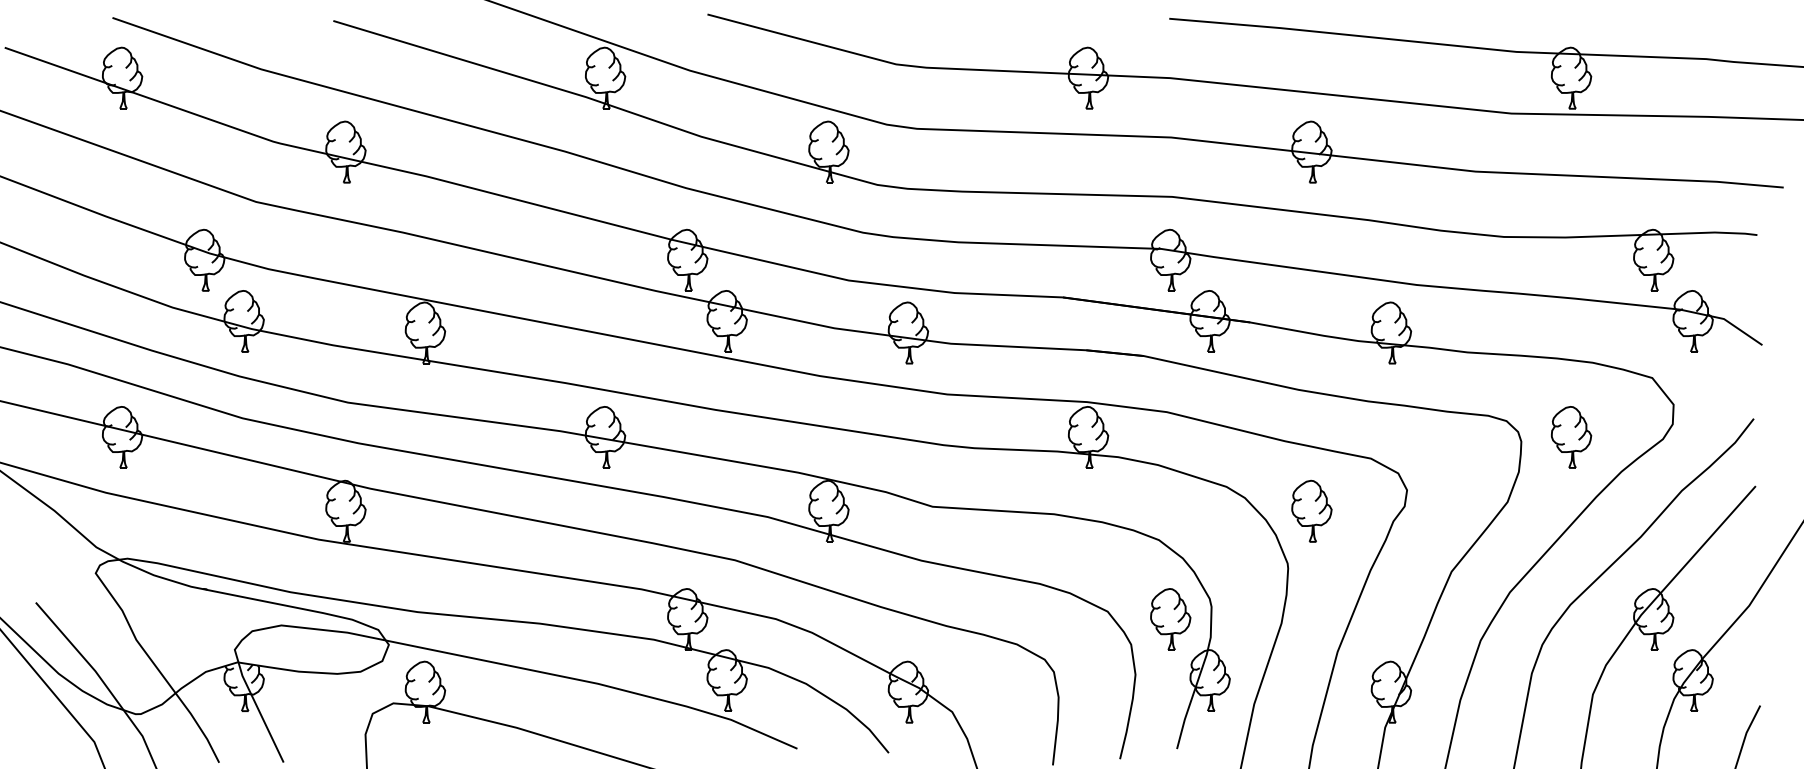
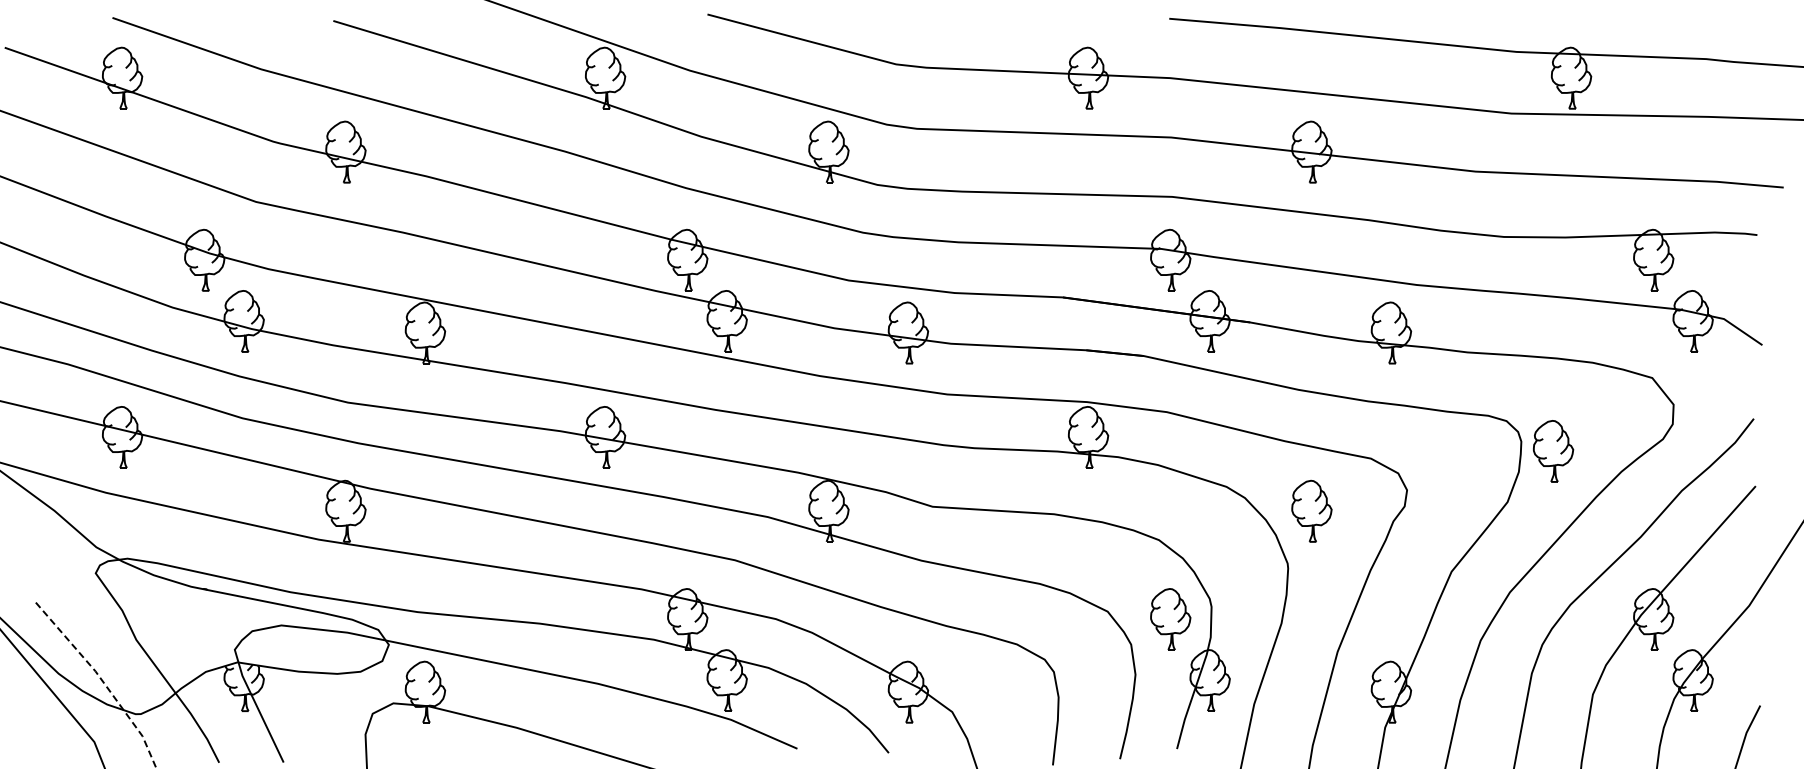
part position: (1571, 437) -> (1553, 451) (1553, 451)
line: solid -> dashed (103, 681)
